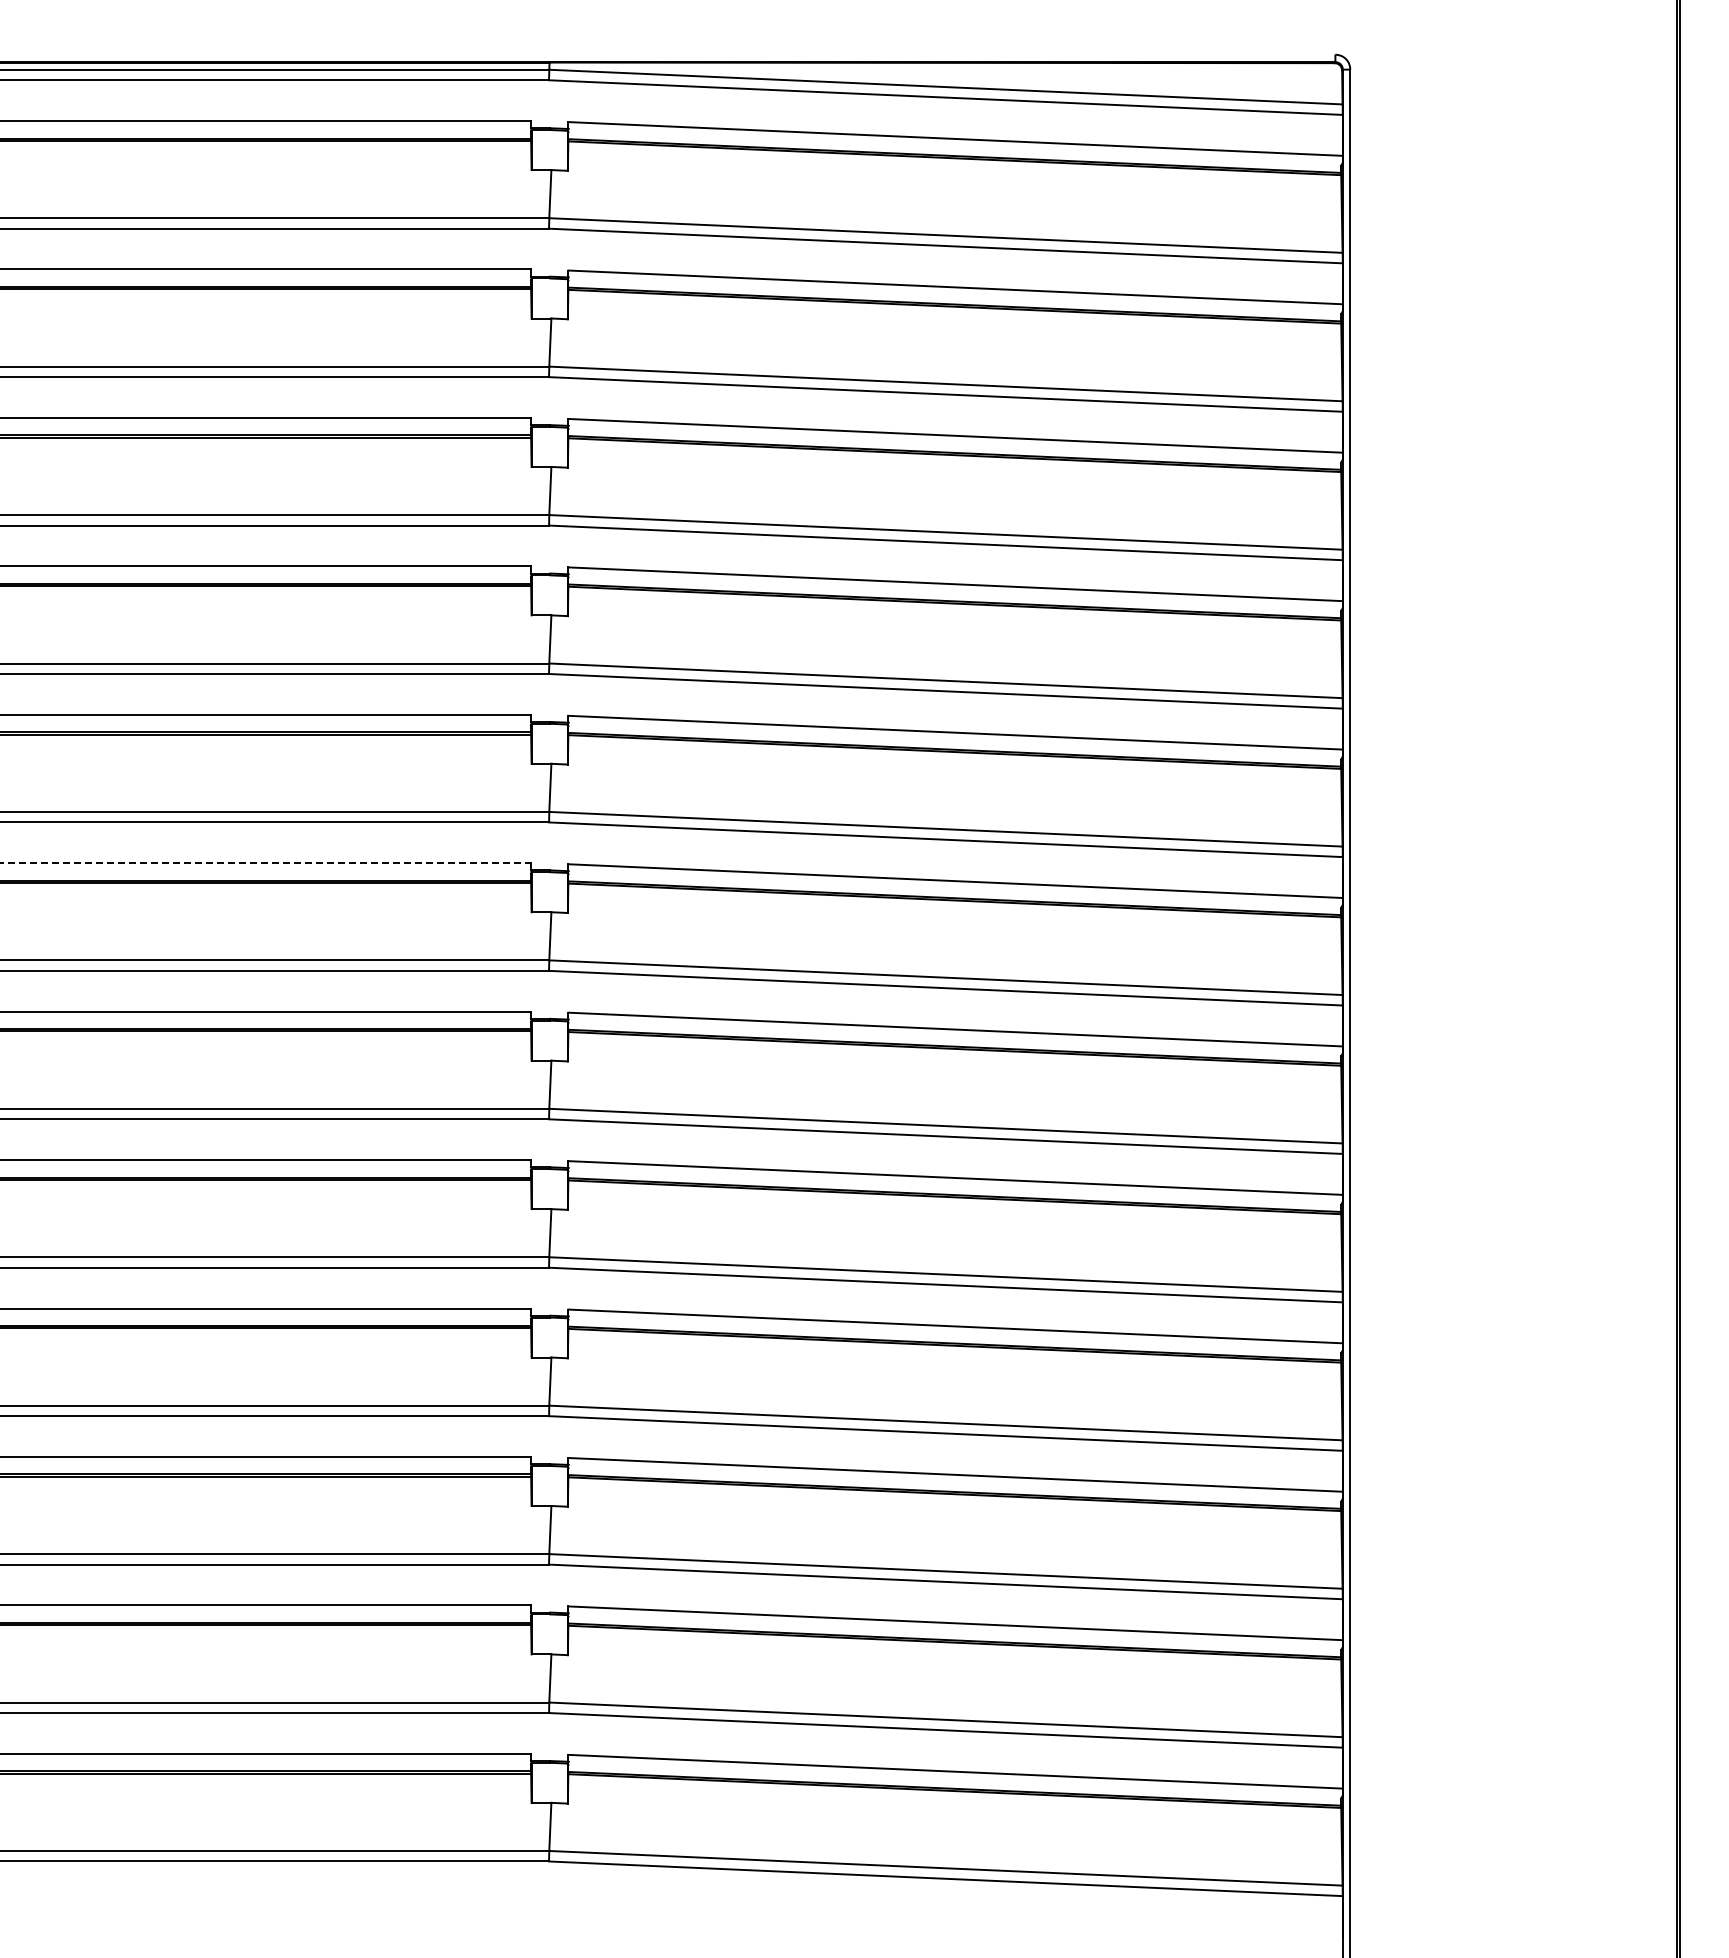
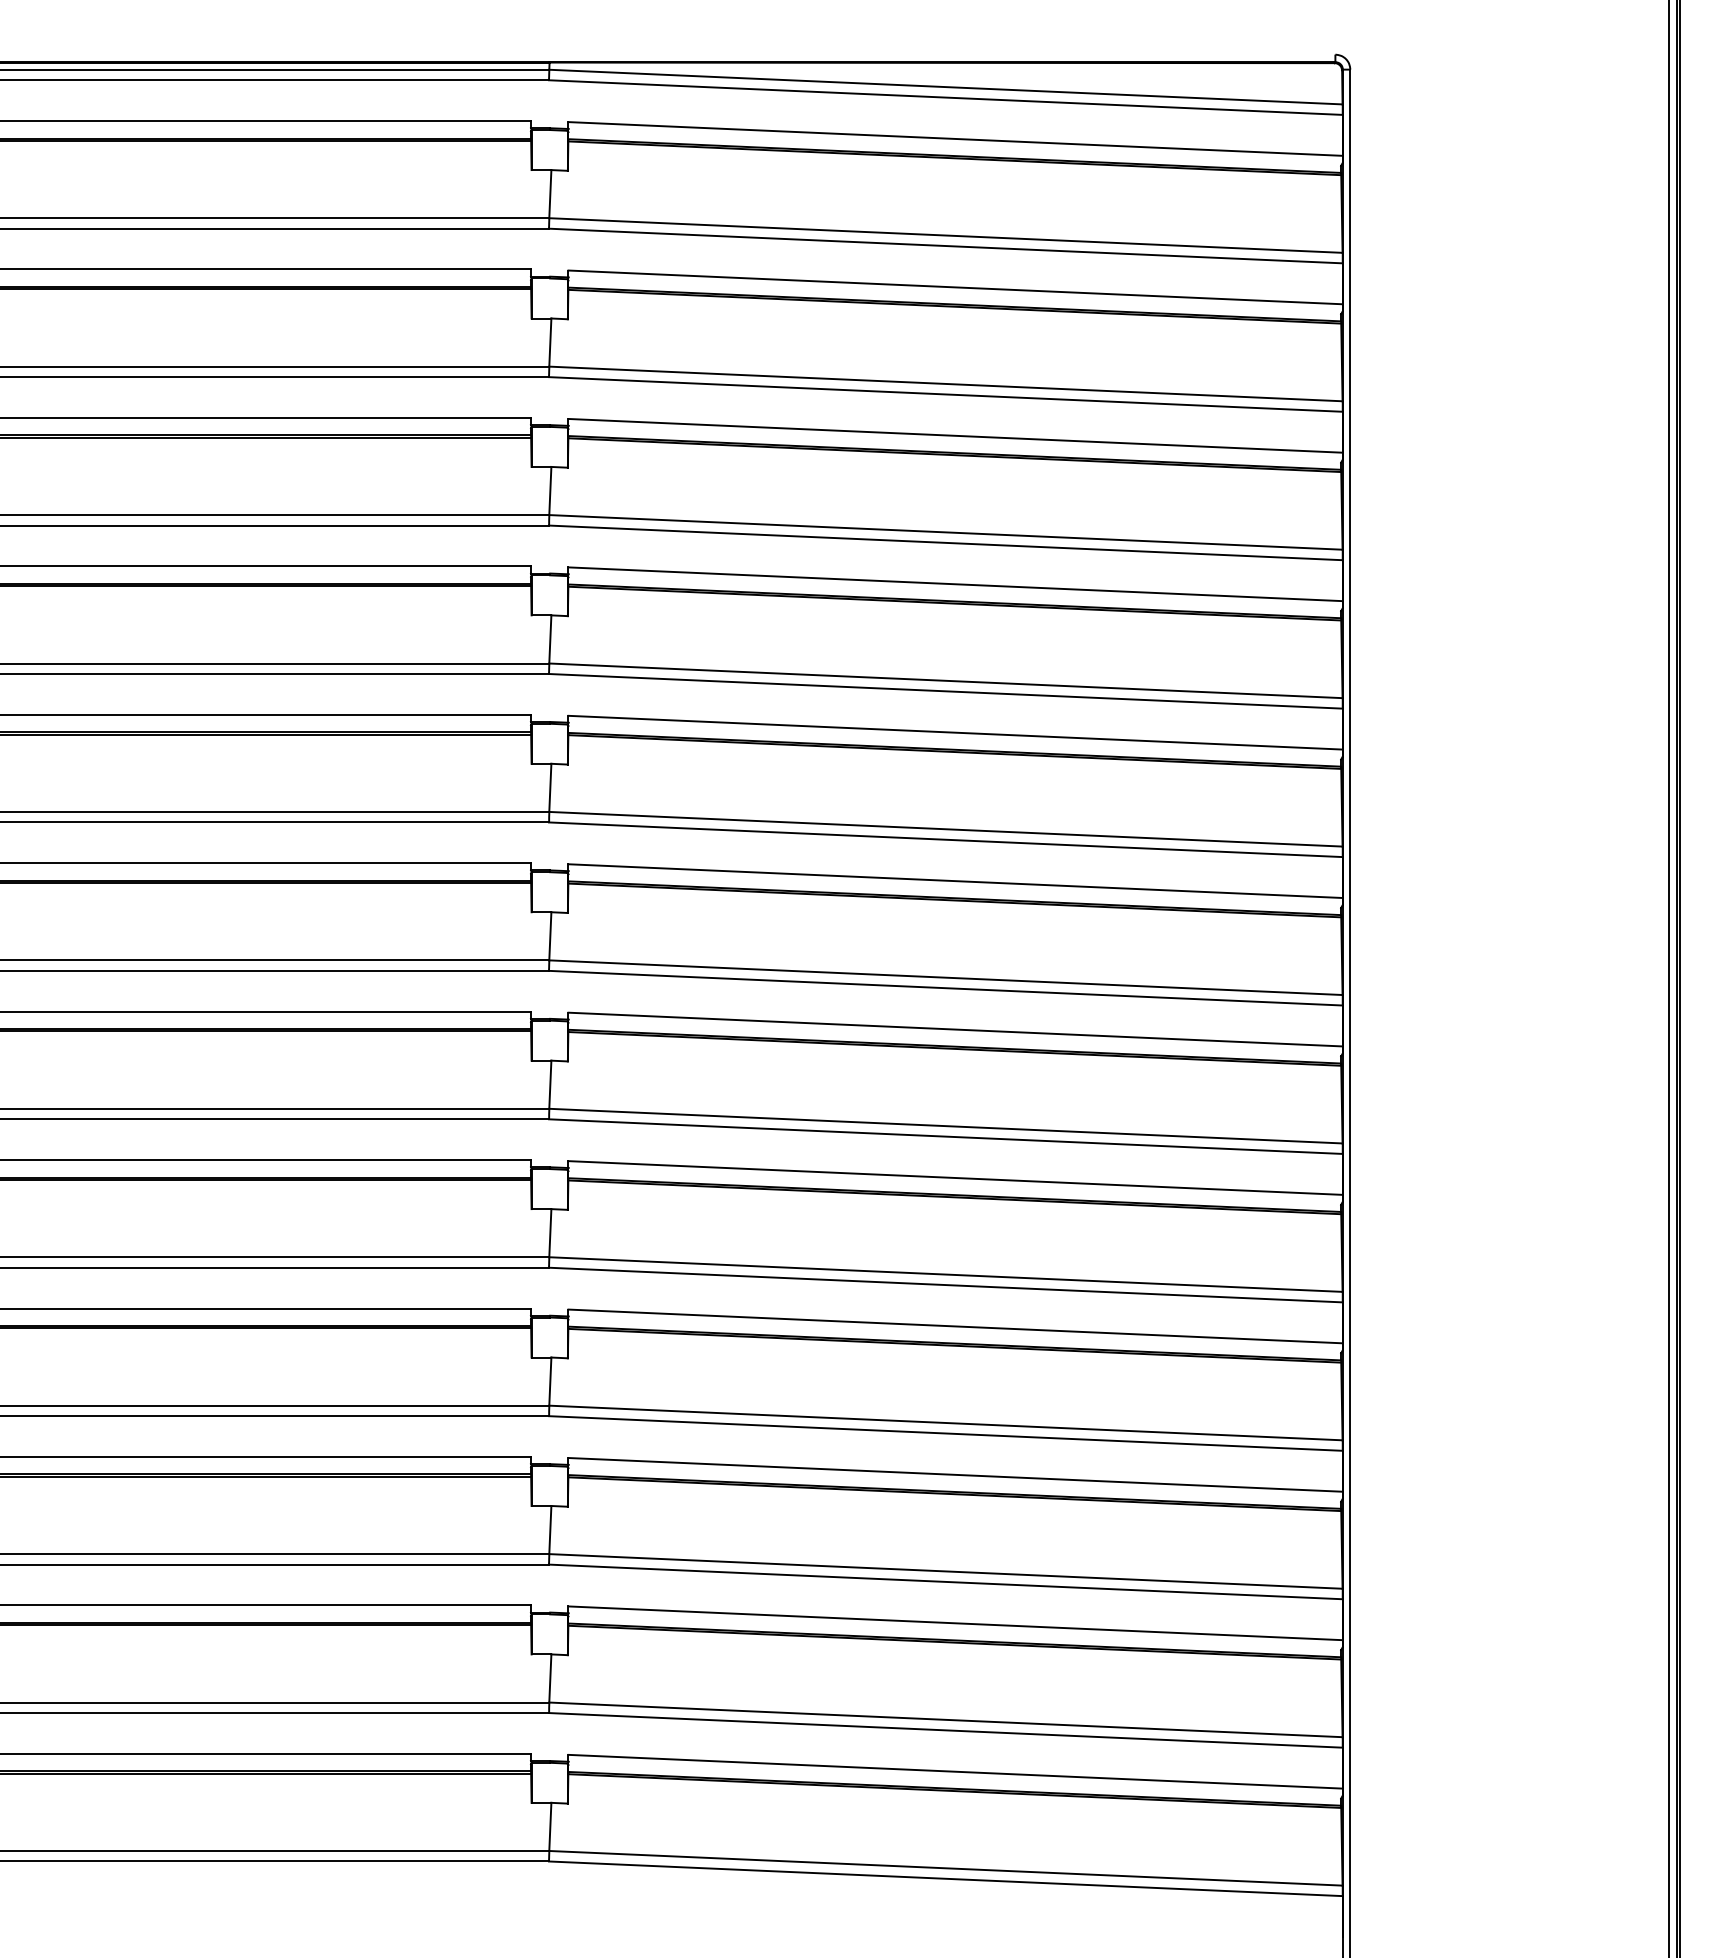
line: dashed -> solid (266, 863)
line: none -> present (1669, 978)
